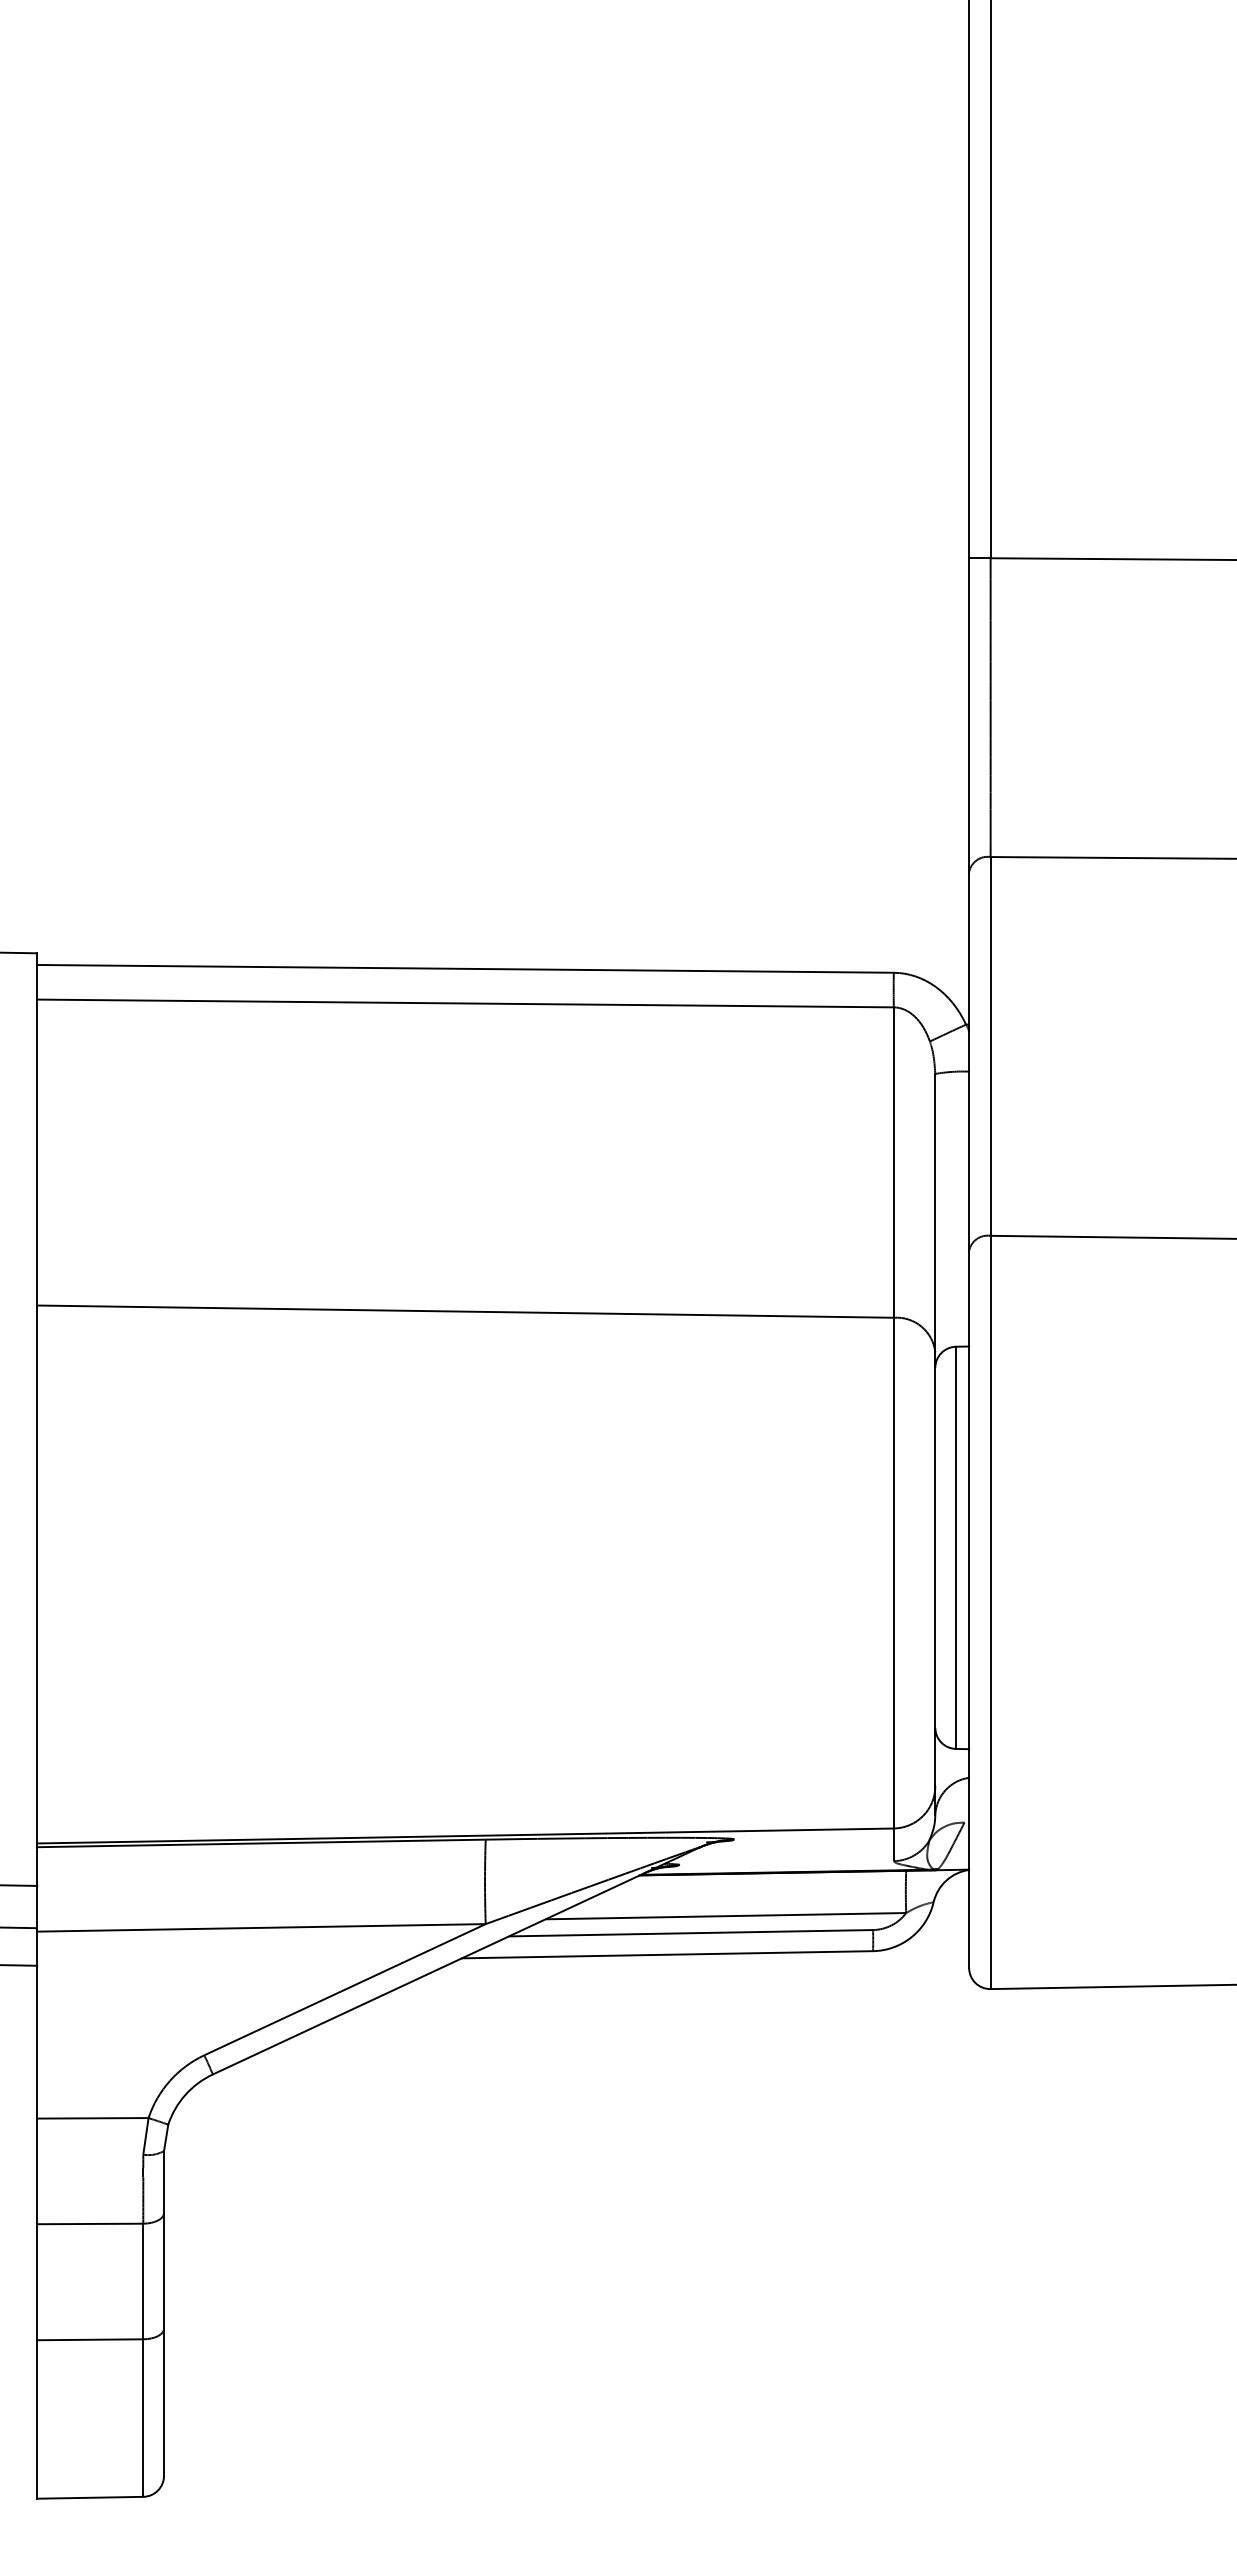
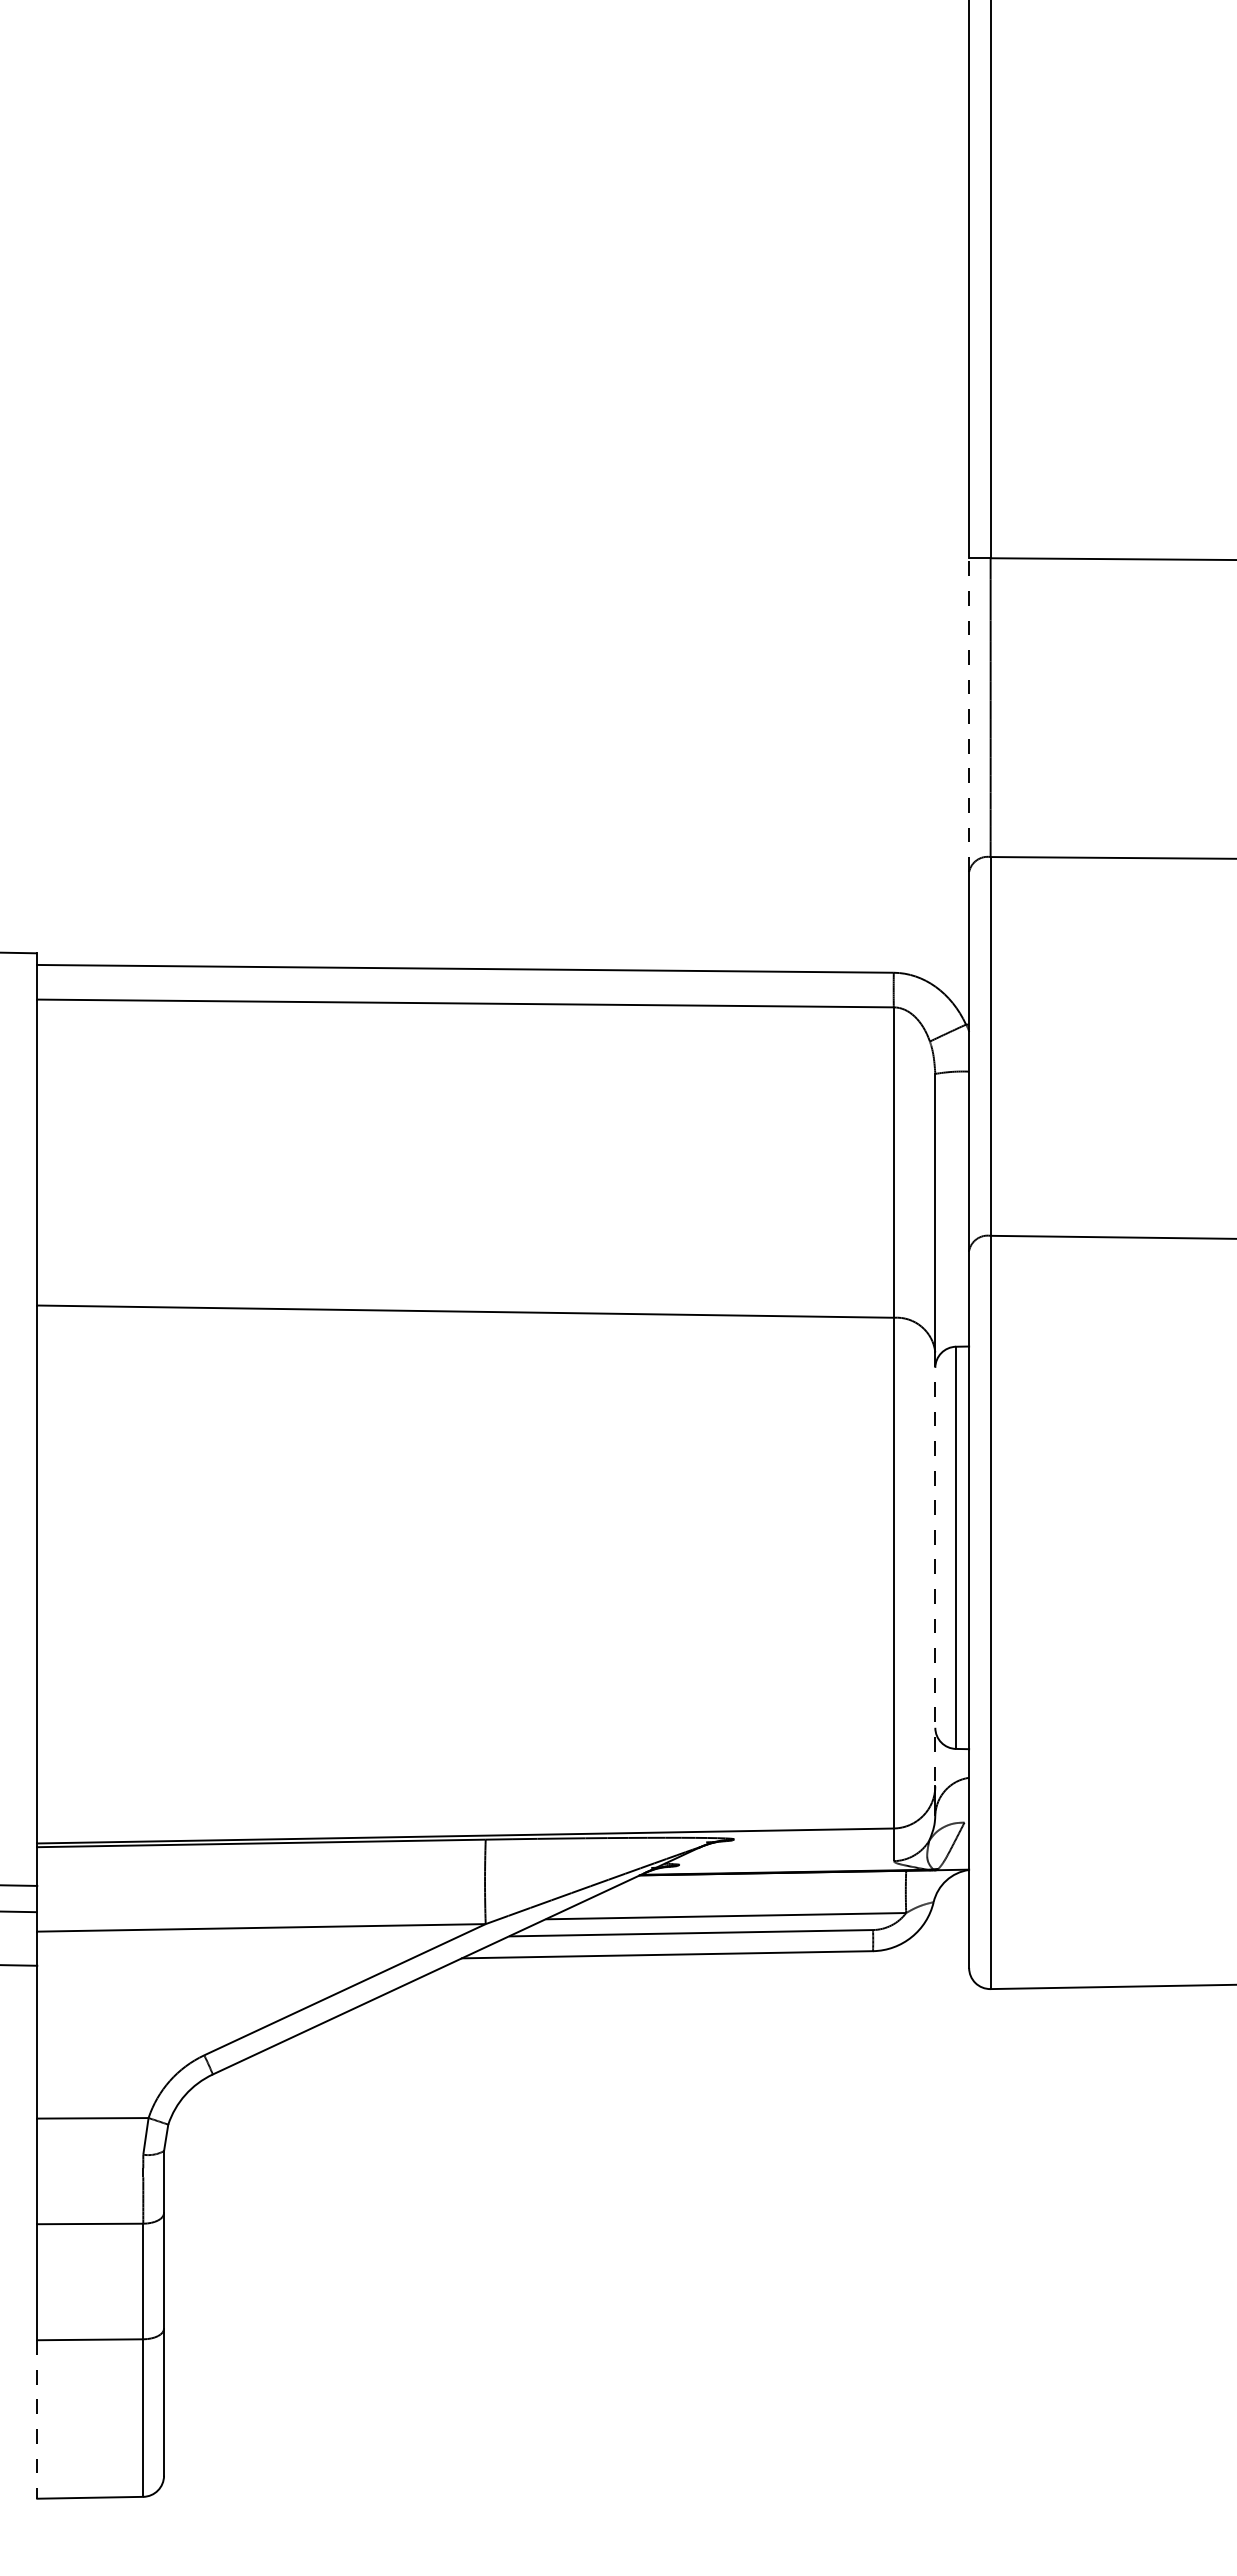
line: solid -> dashed (969, 715)
line: solid -> dashed (935, 1569)
line position: (19, 1927) -> (19, 1911) (19, 1911)
line: solid -> dashed (37, 2419)
